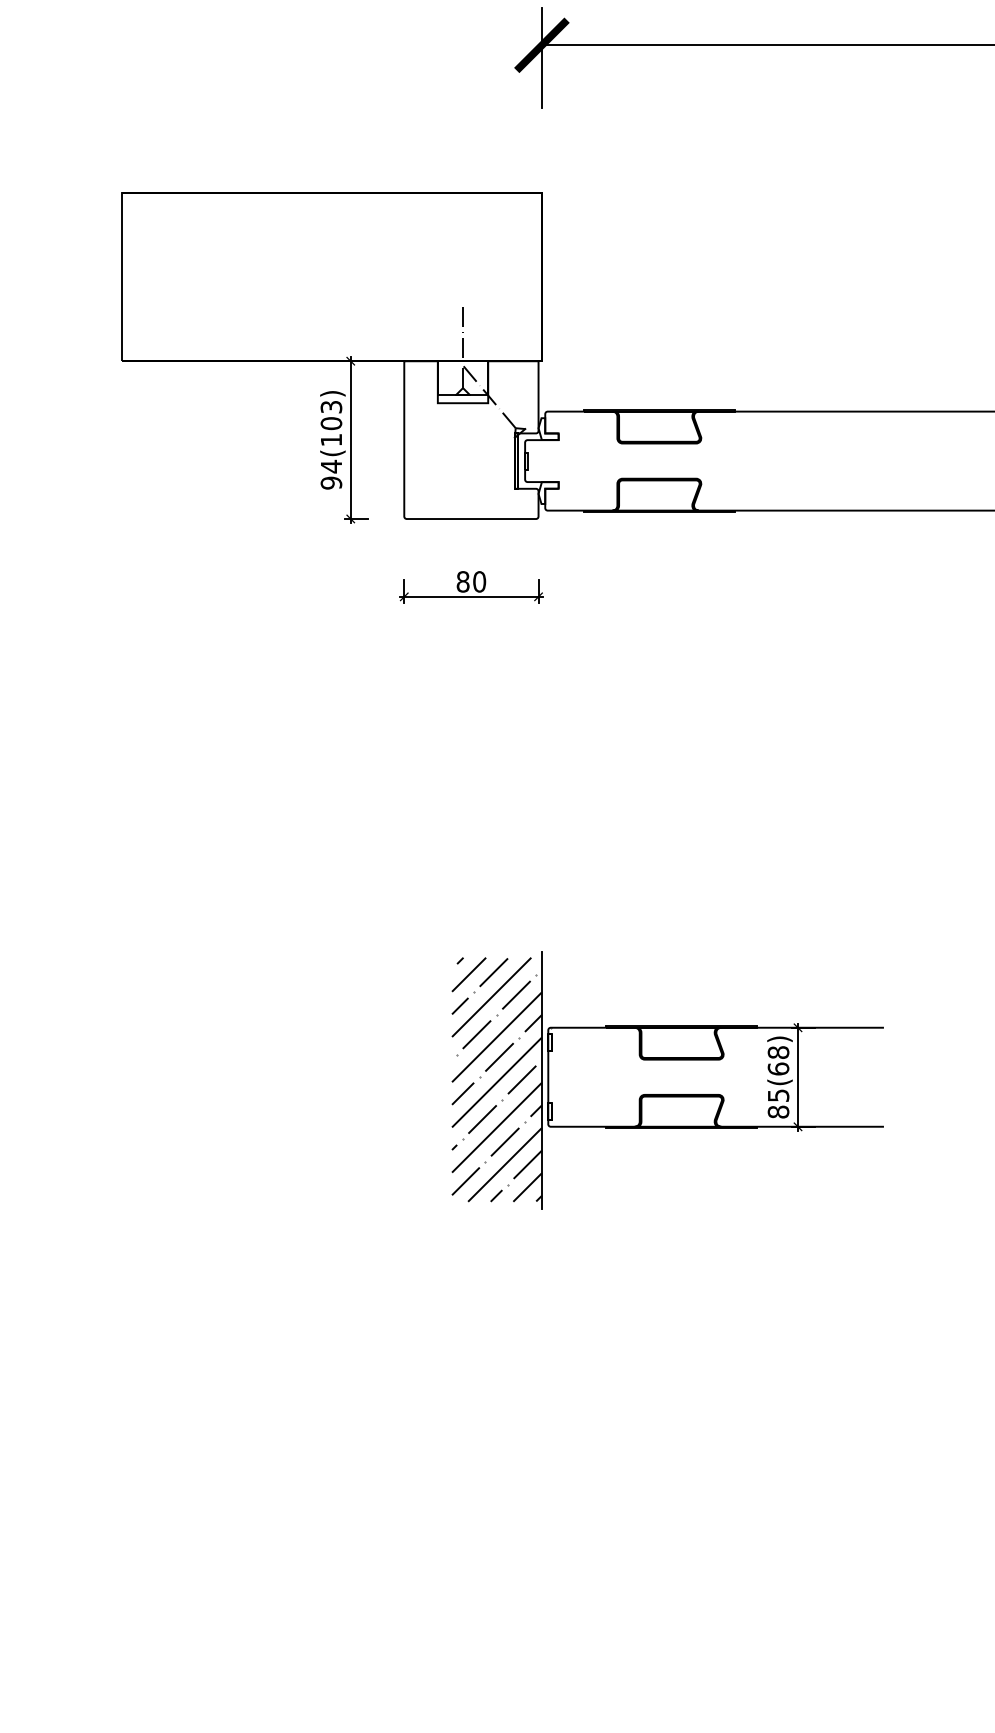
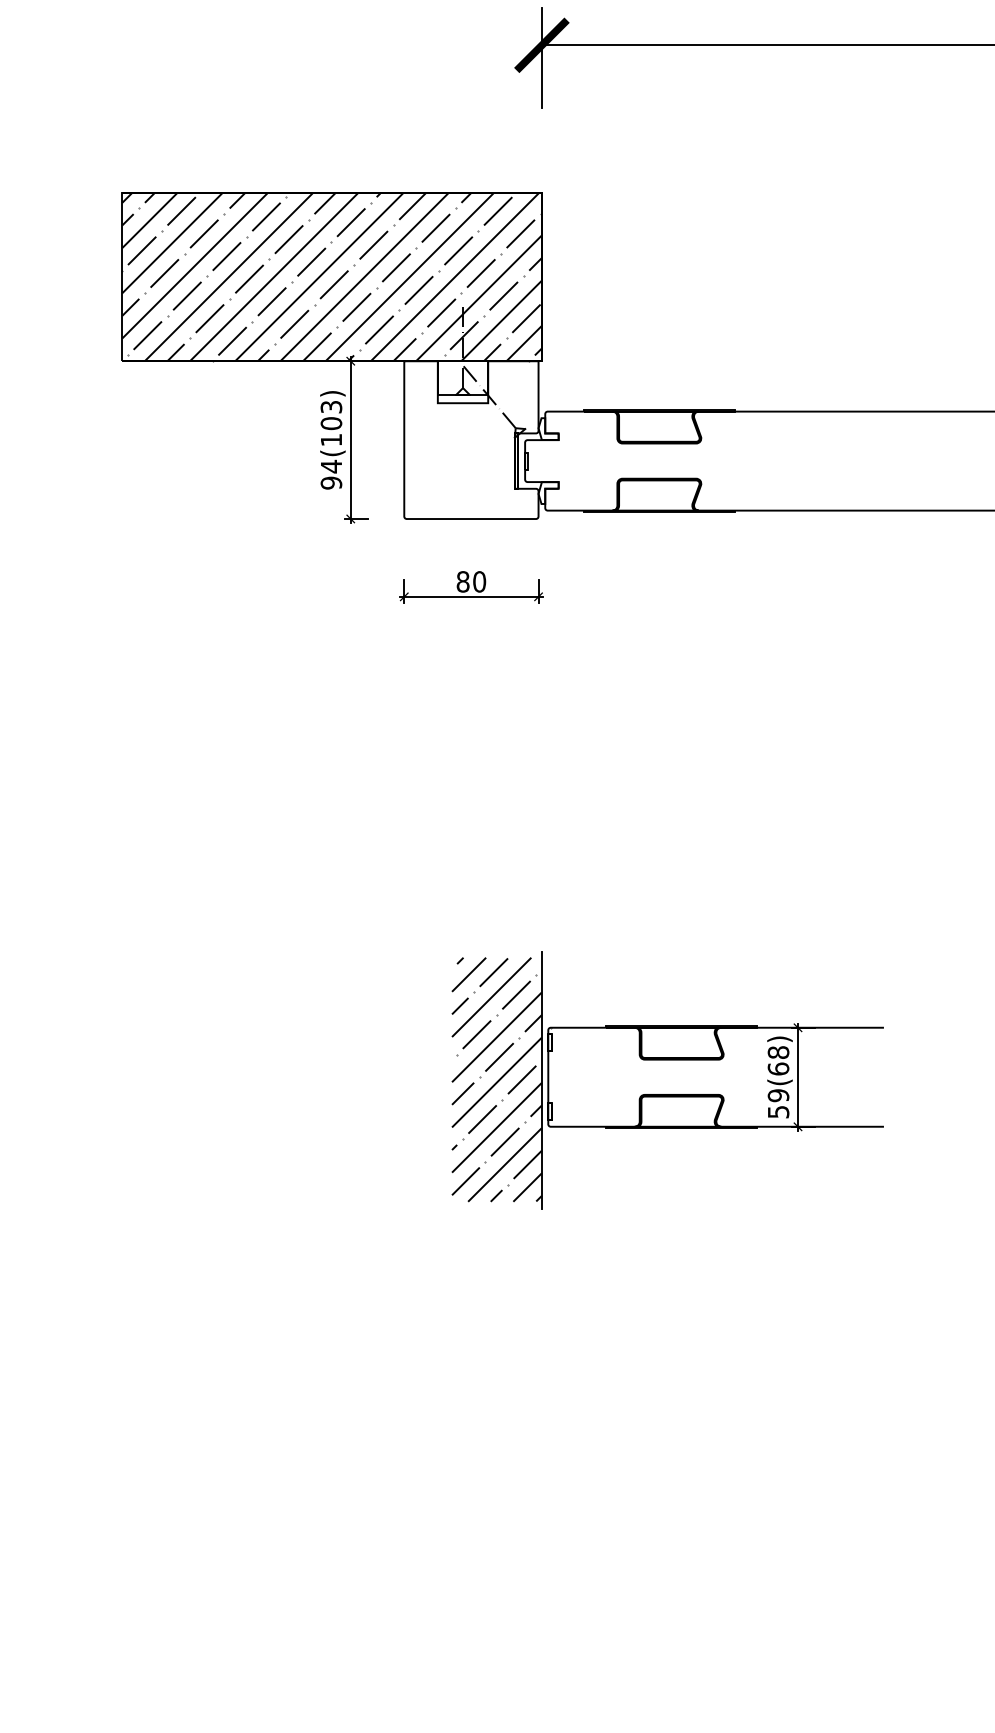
hatch: none -> present (331, 277)
text: 85(68) -> 59(68) (778, 1103)
